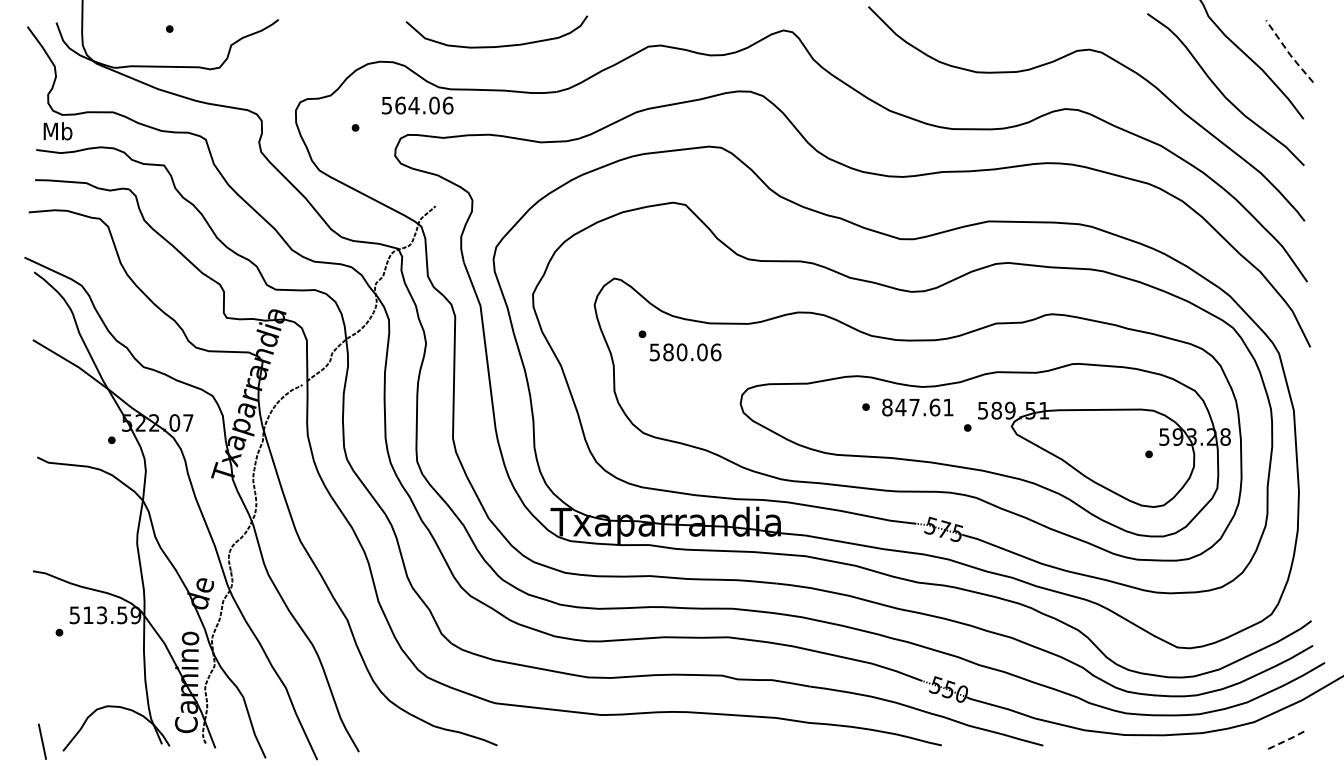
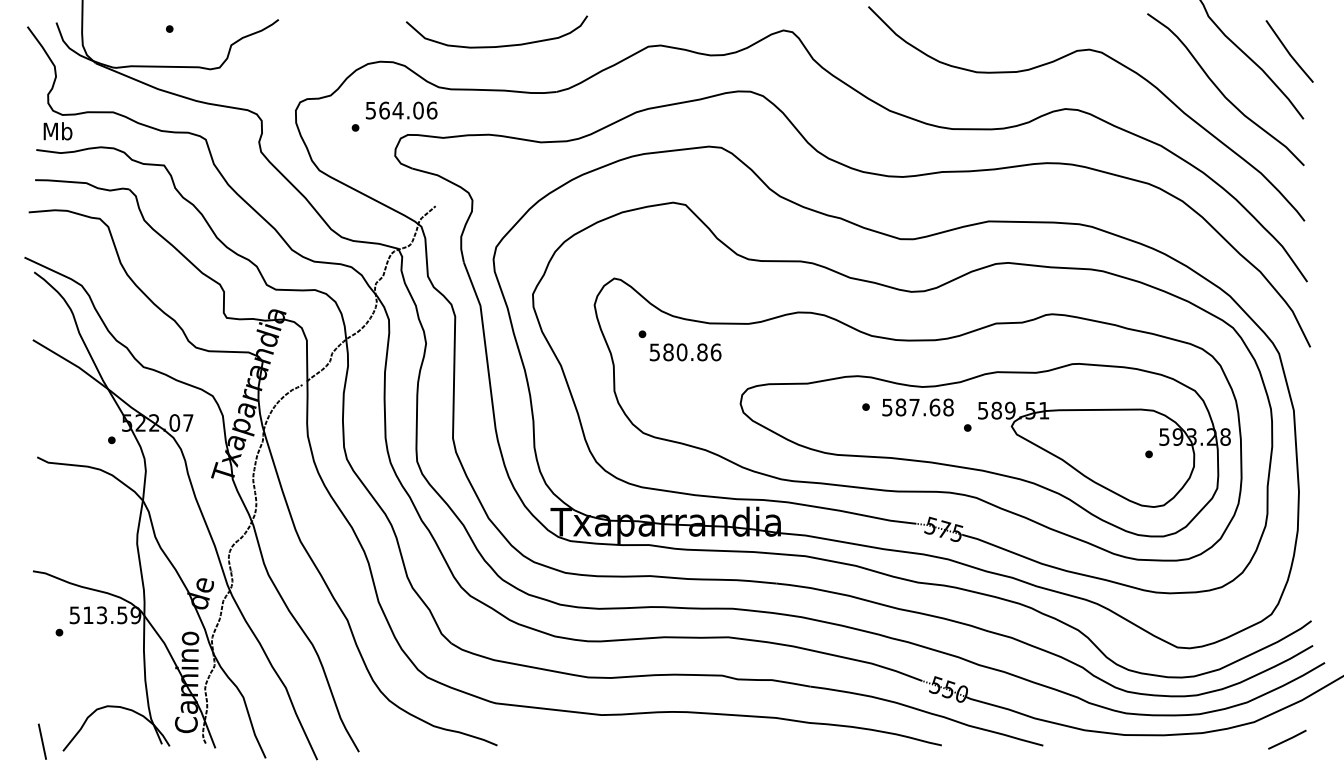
line: dashed -> solid (1289, 53)
text position: (417, 105) -> (401, 110) (401, 110)
text: 580.06 -> 580.86 (702, 351)
text: 847.61 -> 587.68 (917, 407)
line: dashed -> solid (1288, 739)
